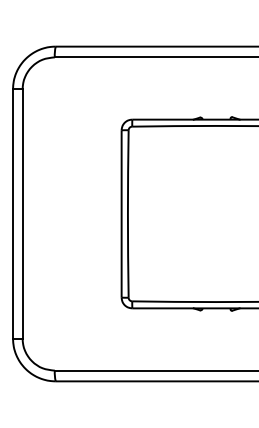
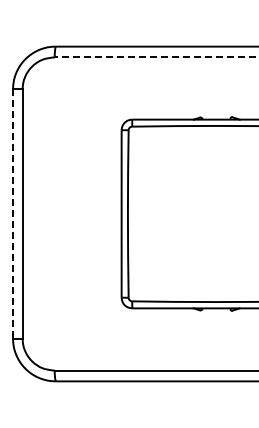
line: solid -> dashed (156, 57)
line: solid -> dashed (13, 214)
